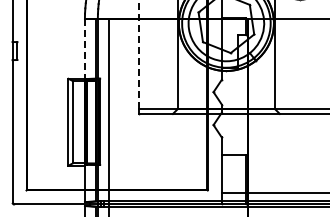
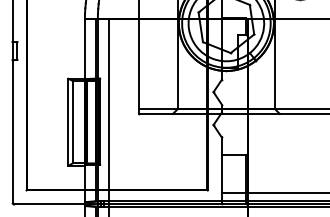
line: dashed -> solid (84, 48)
line: dashed -> solid (138, 54)
